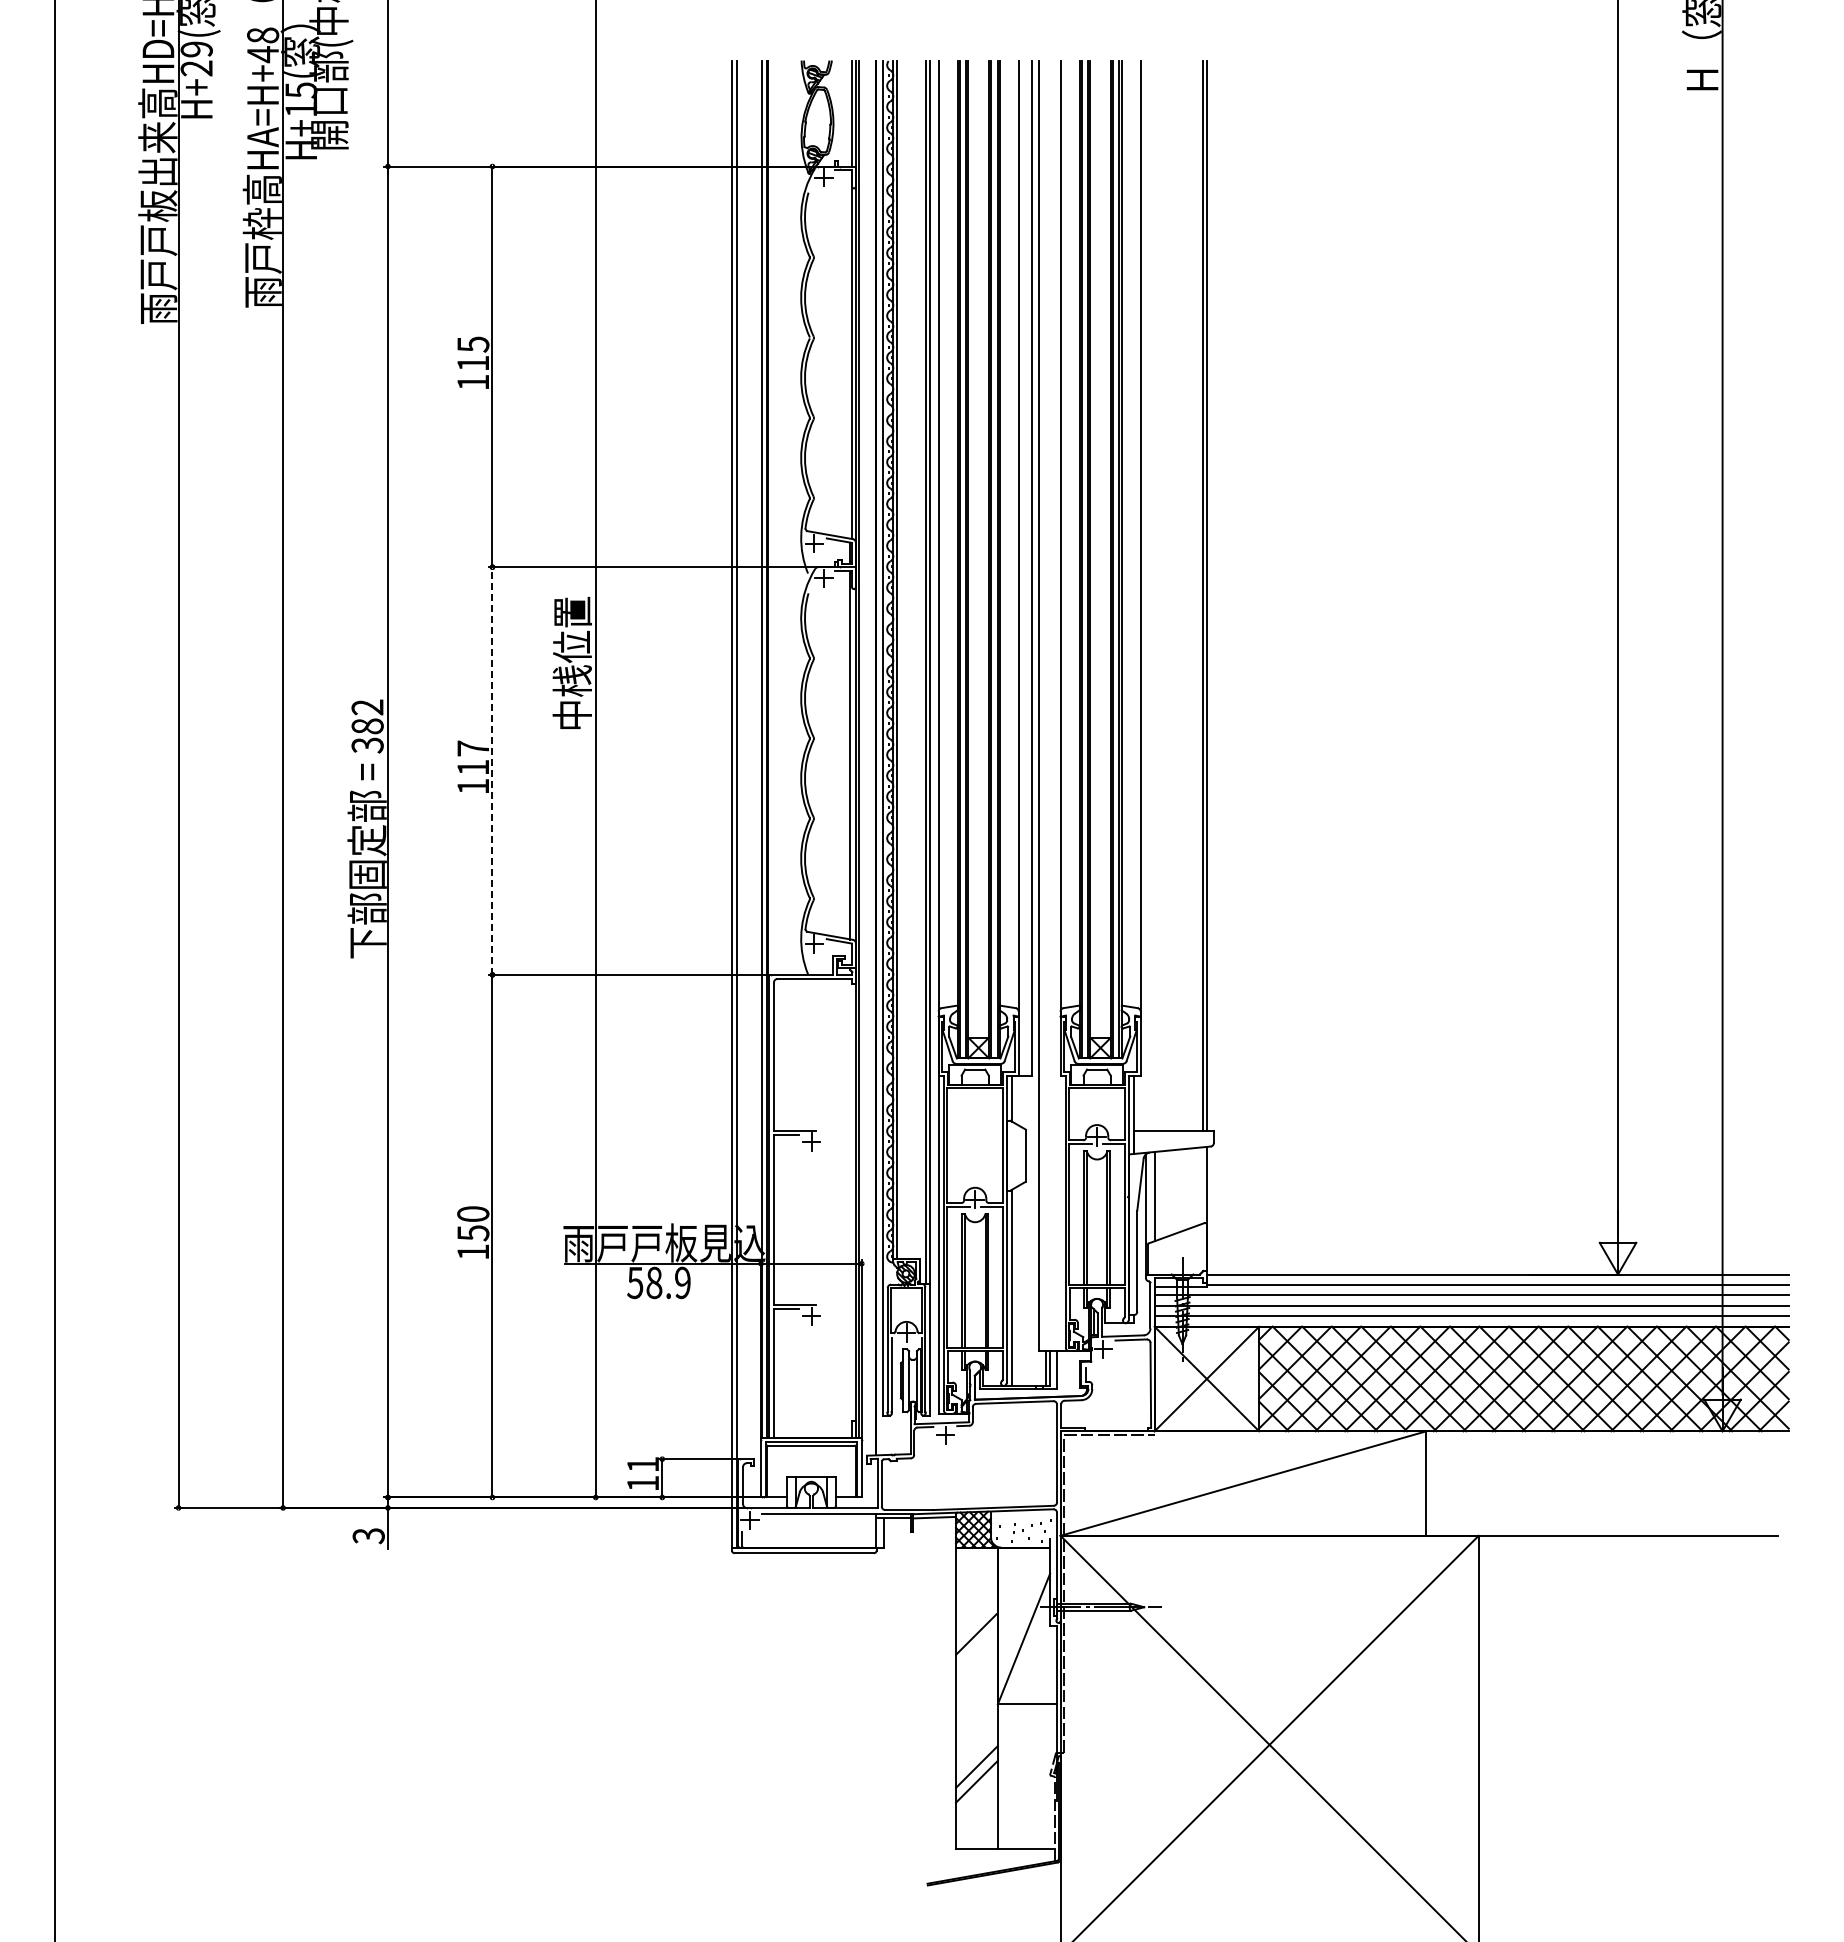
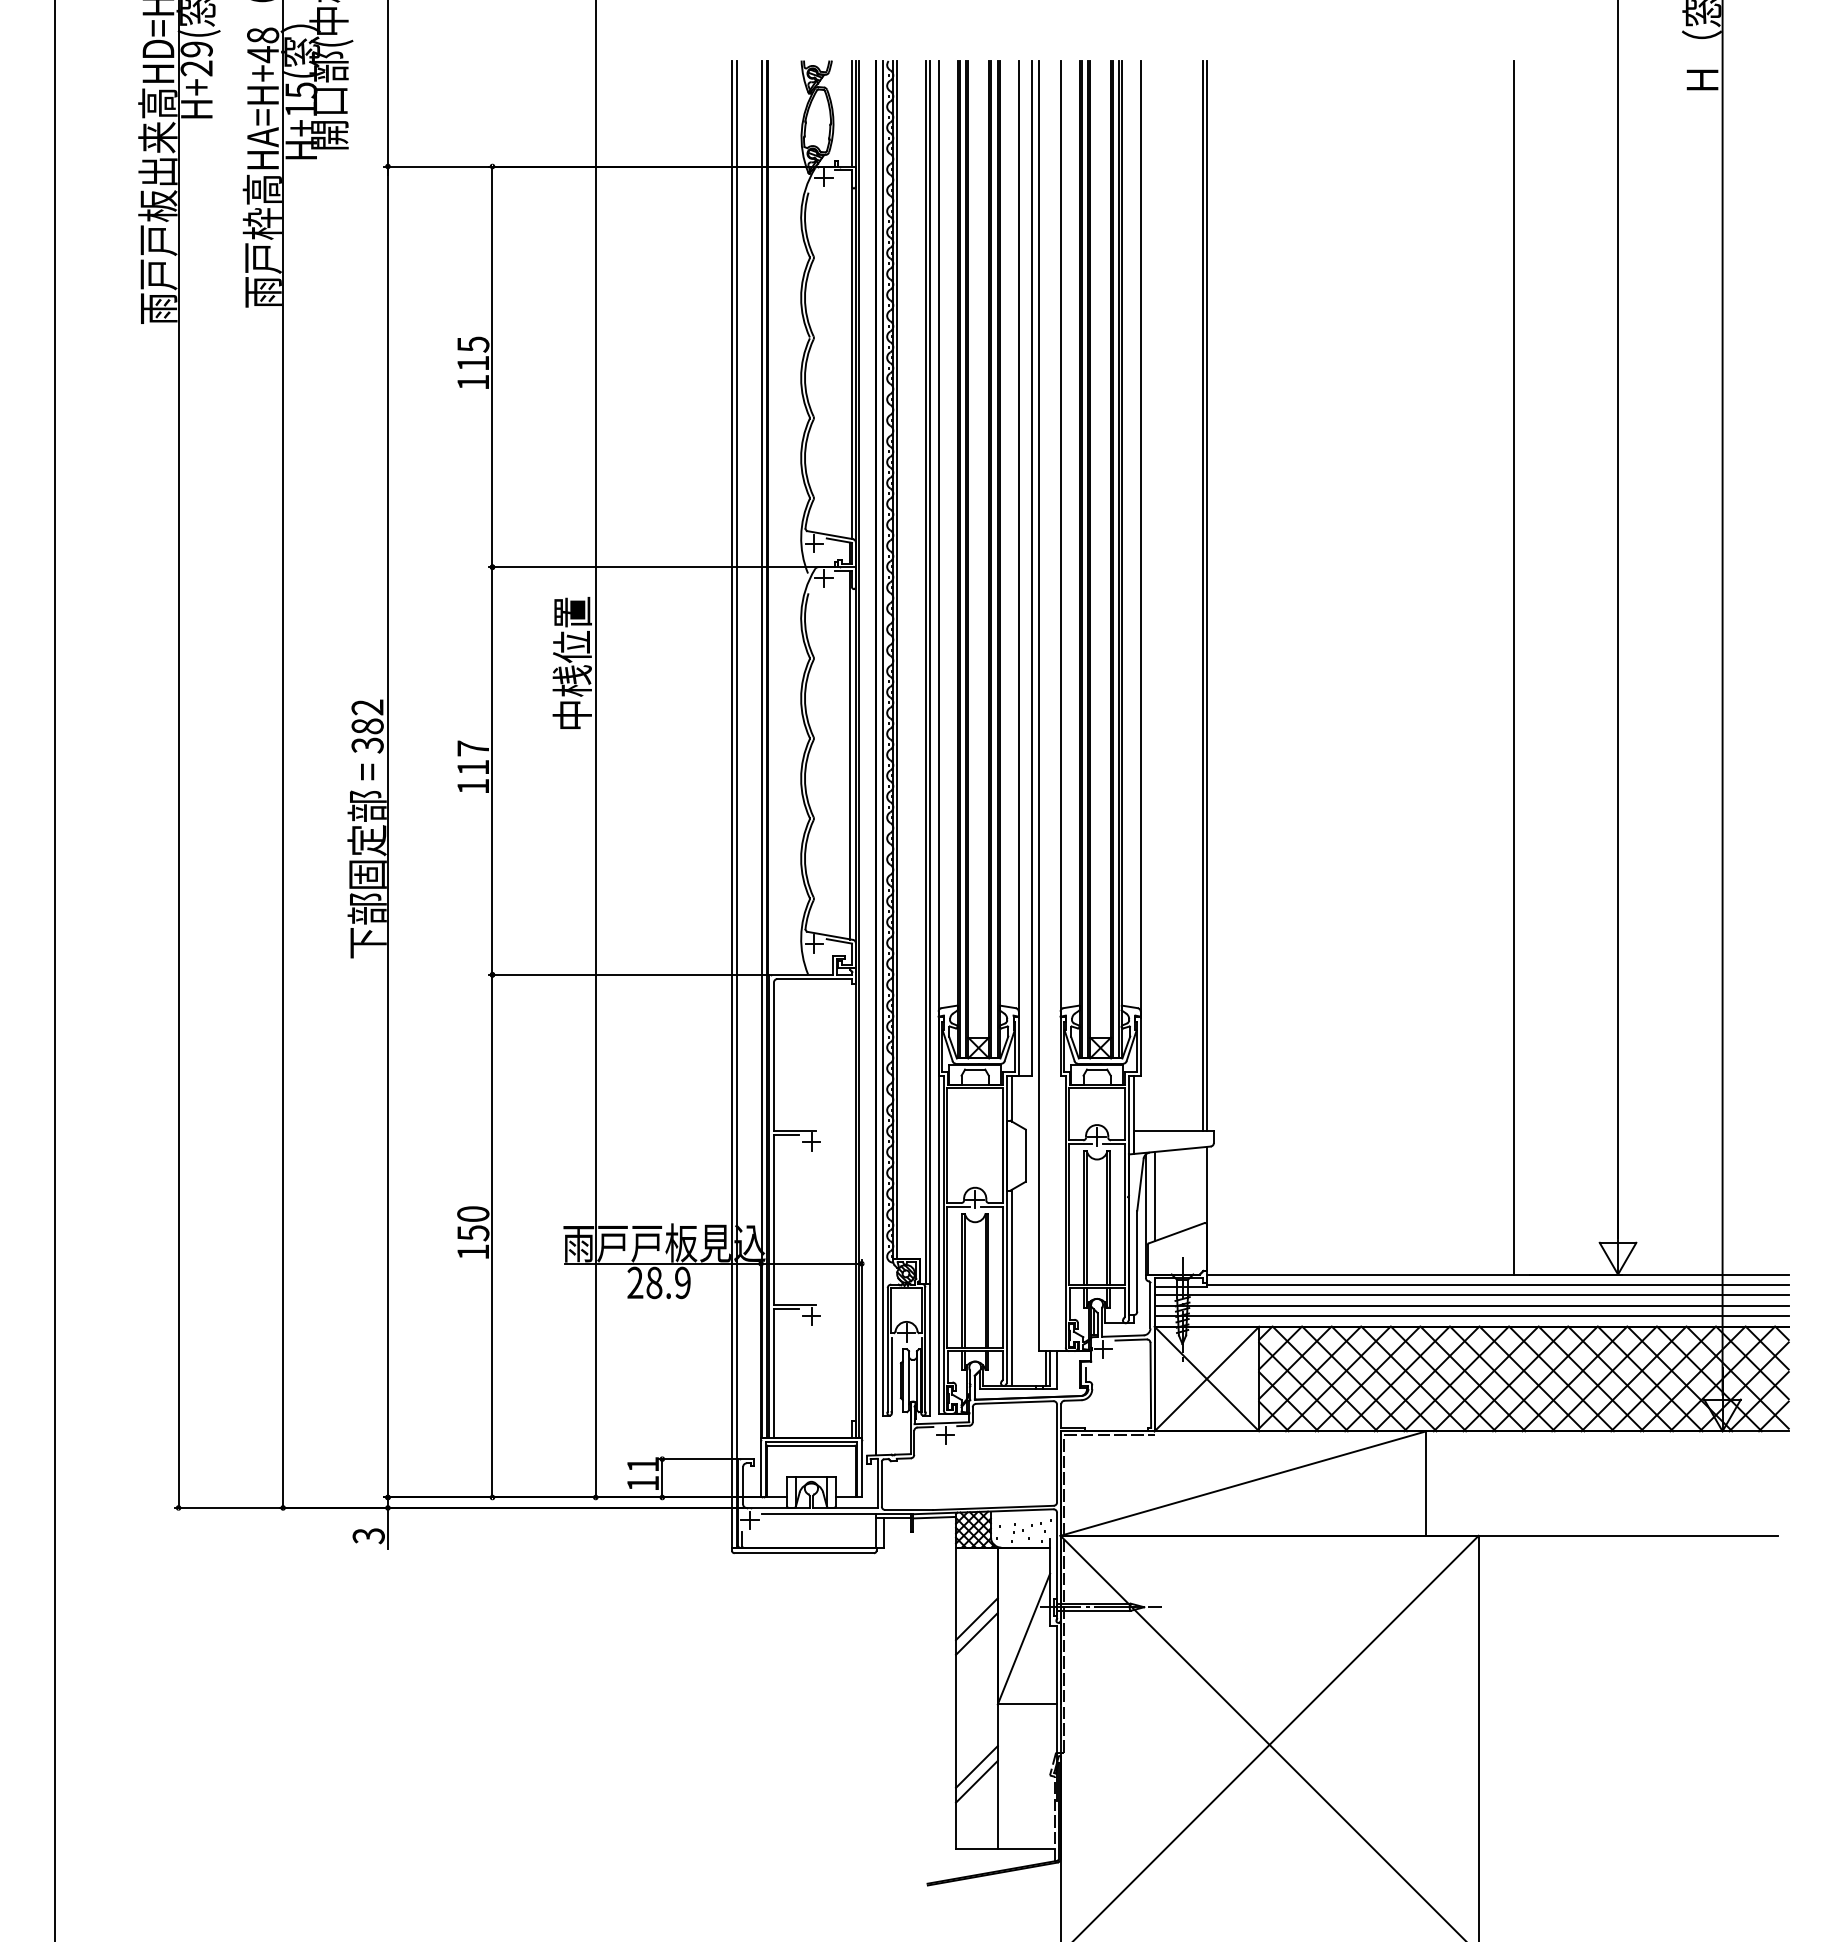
line: none -> present (1513, 667)
line: dashed -> solid (492, 771)
text: 58.9 -> 28.9 (635, 1282)
line: none -> present (976, 1619)
